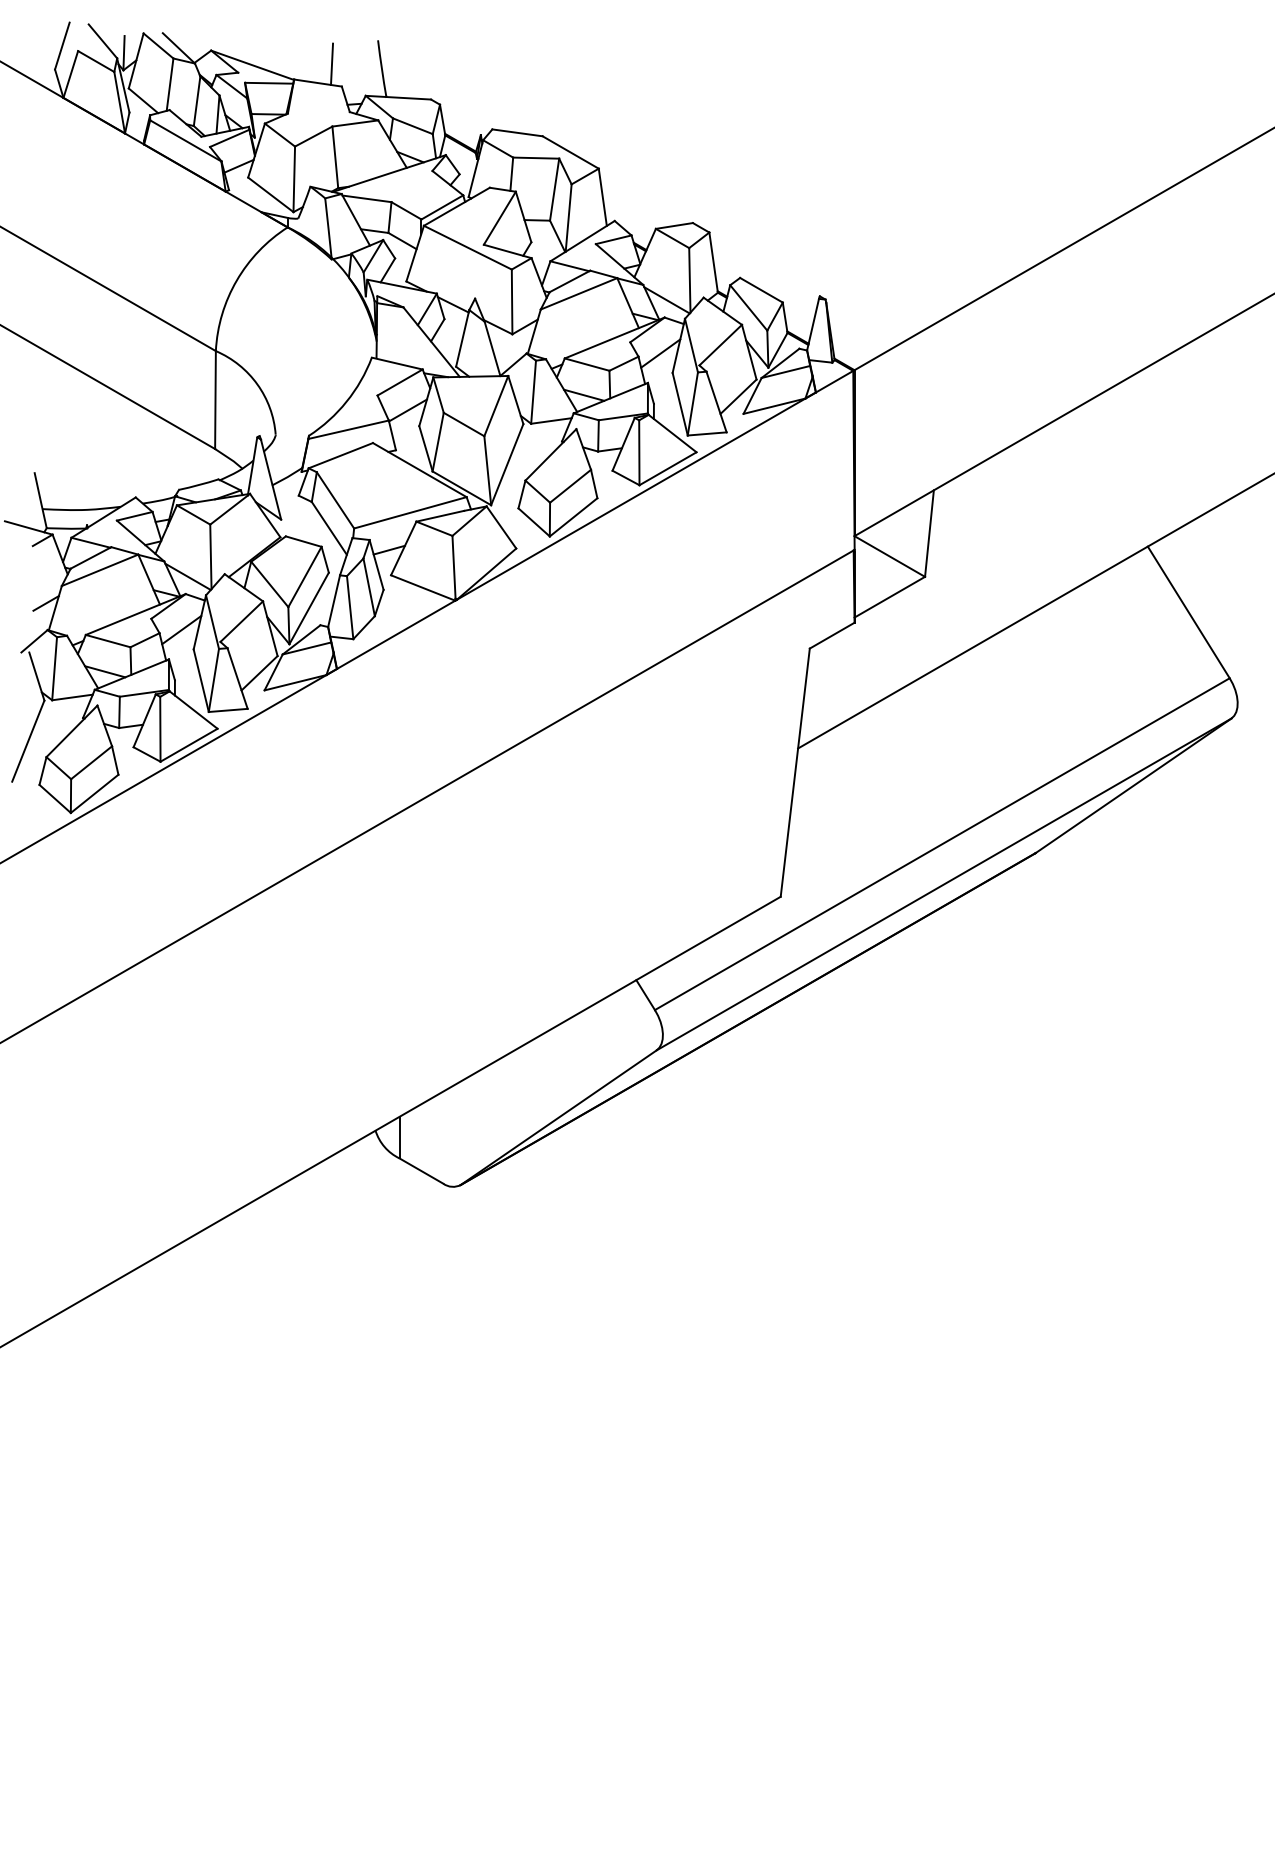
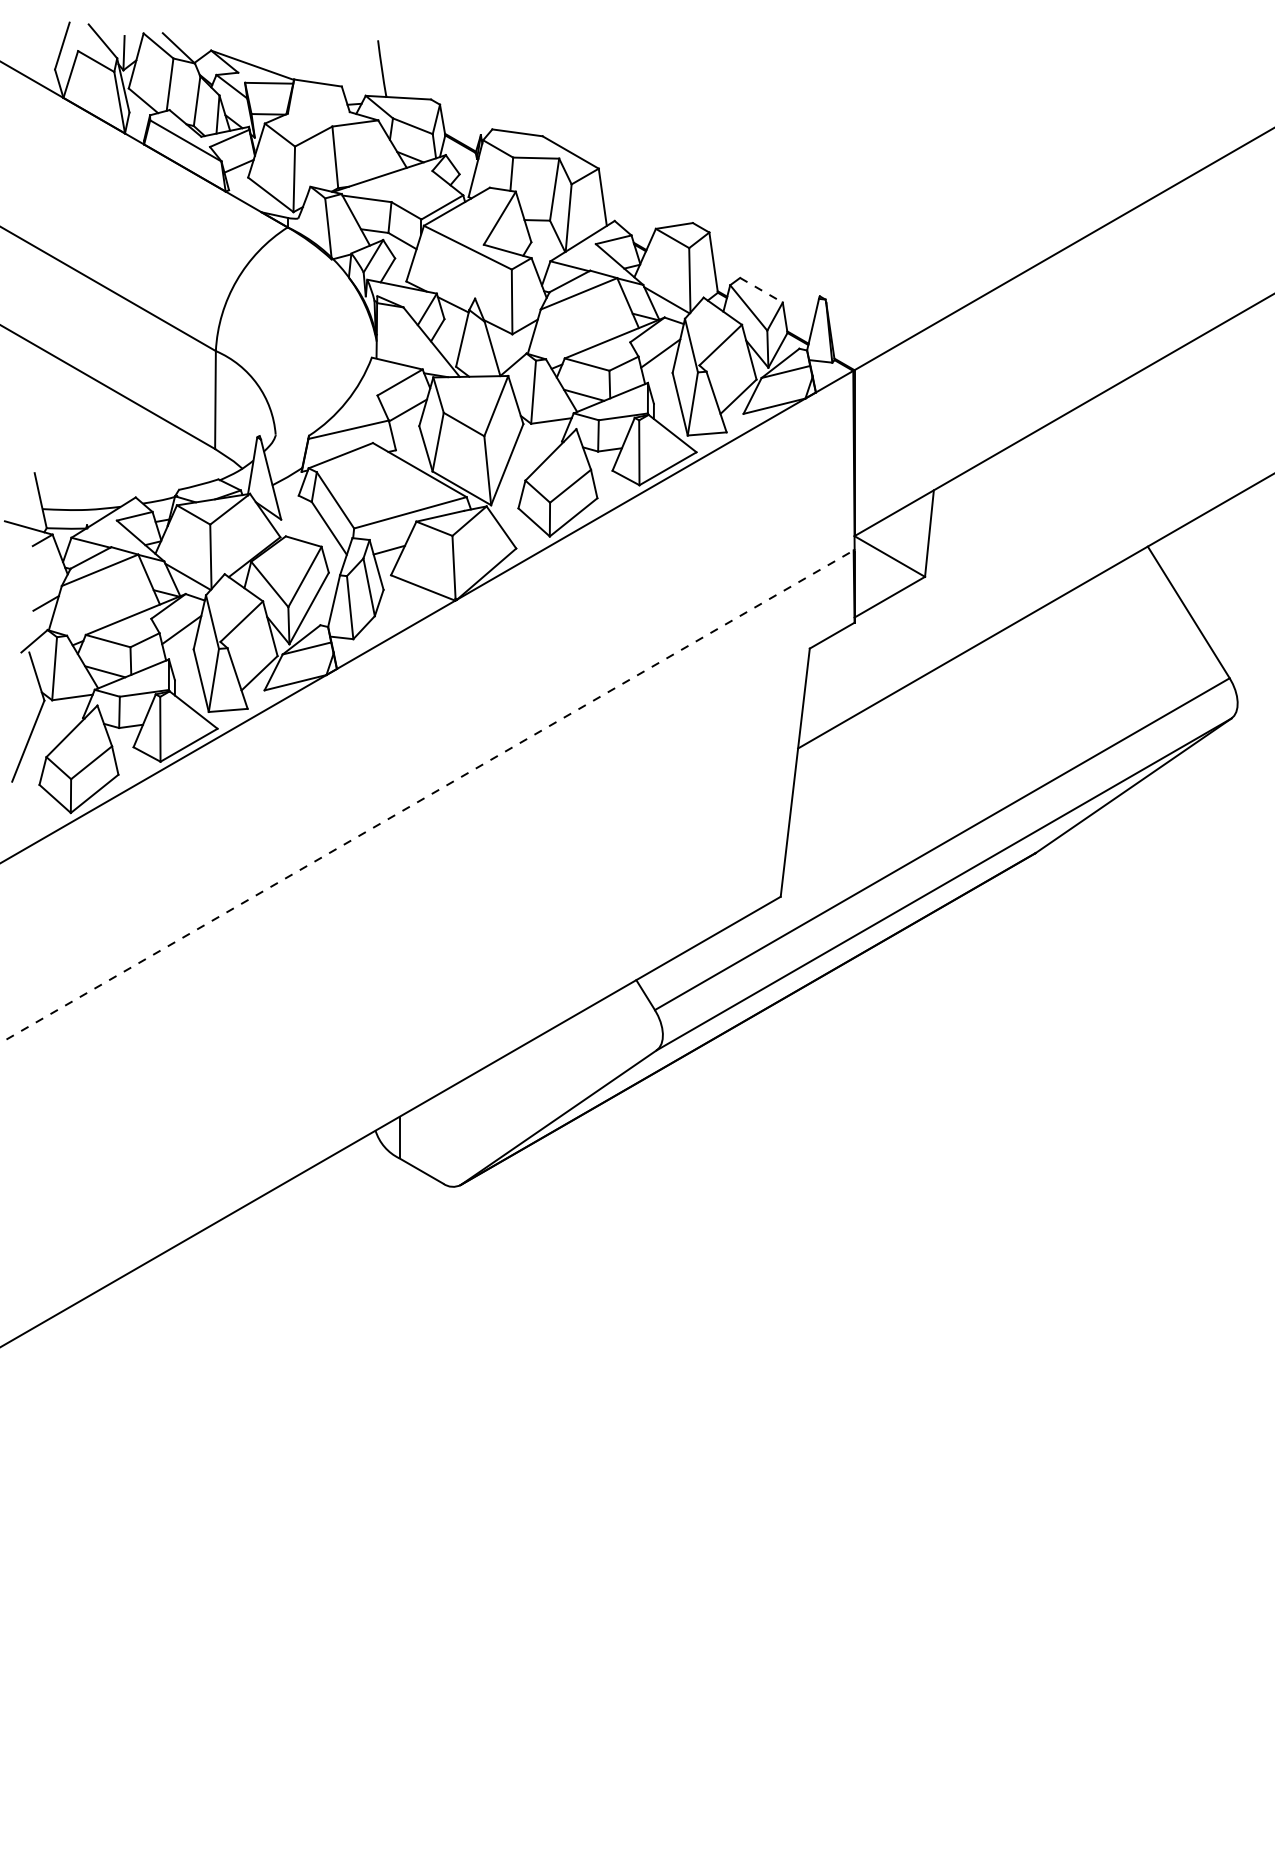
line: present -> none (332, 63)
line: solid -> dashed (761, 290)
line: solid -> dashed (428, 796)
